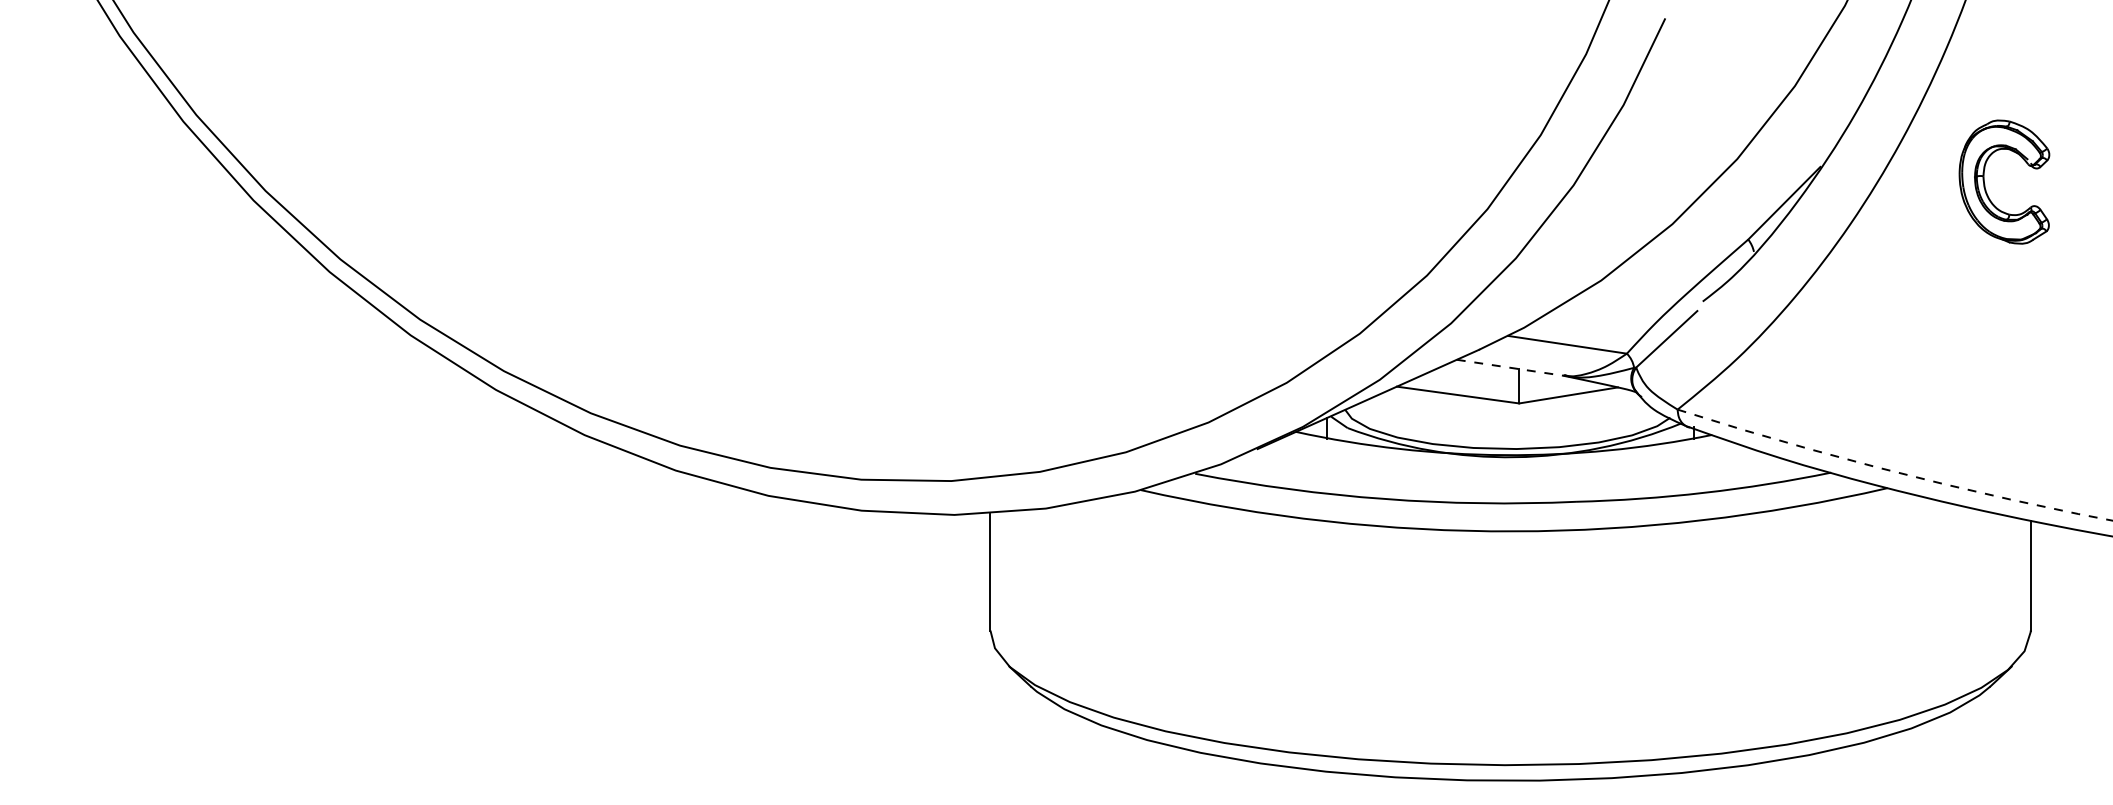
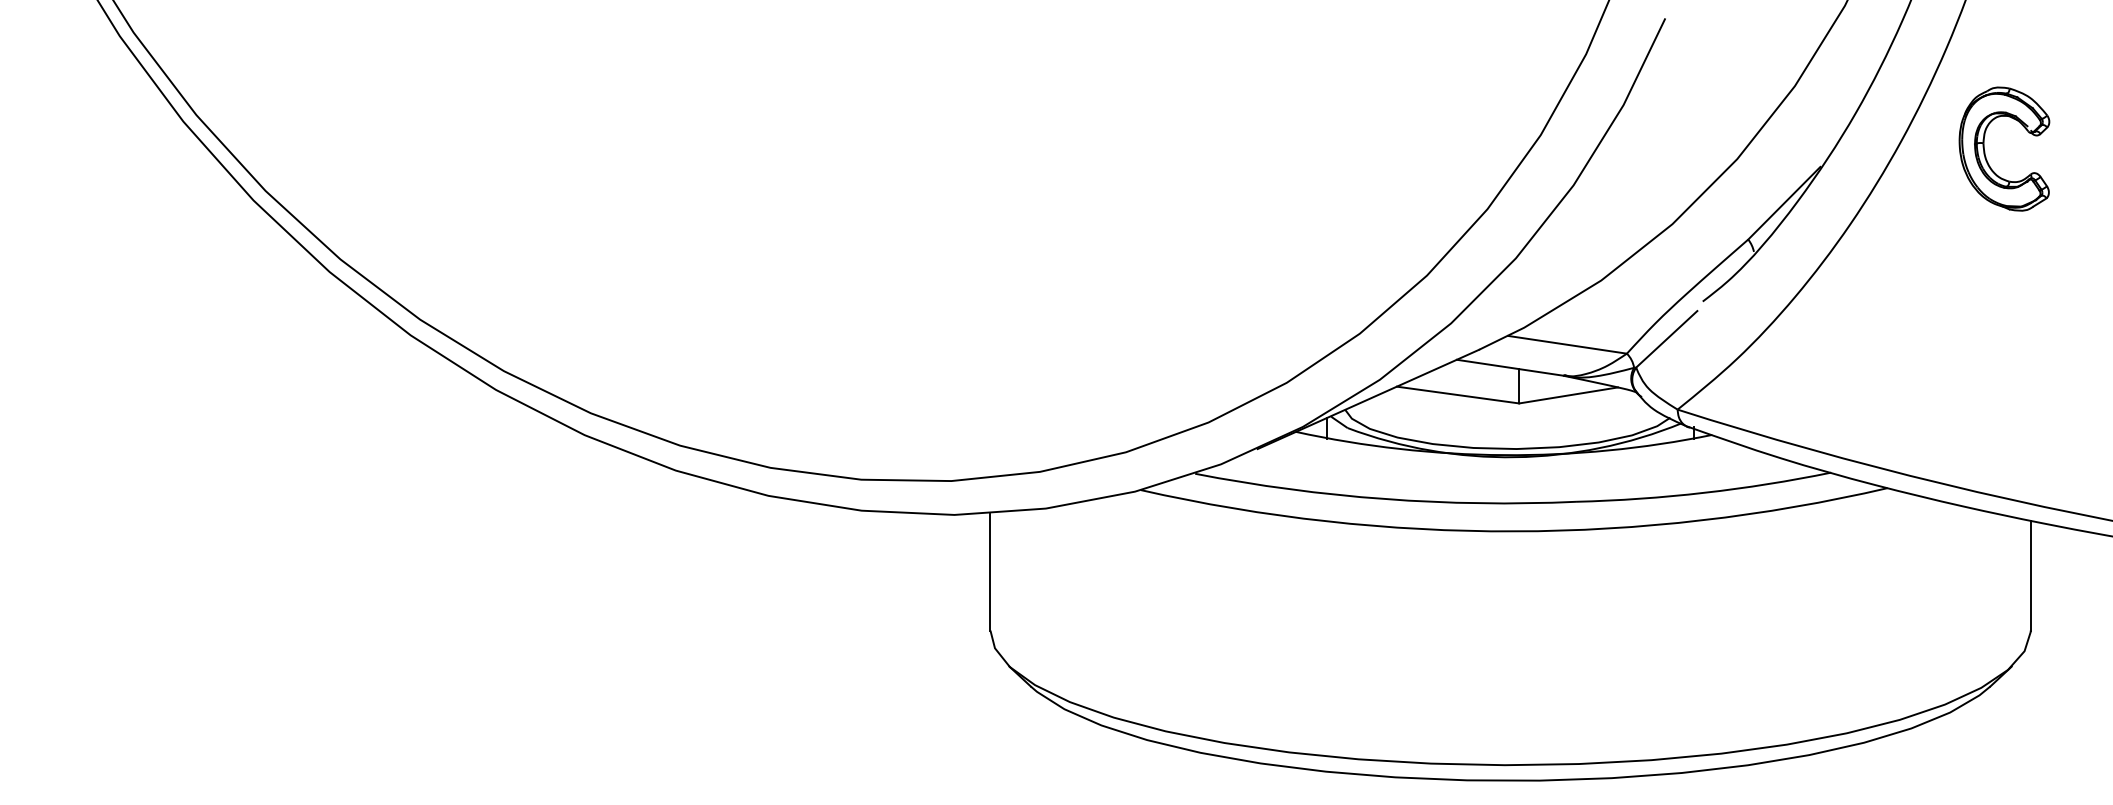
part position: (1985, 184) -> (1985, 151) (1985, 151)
line: dashed -> solid (1510, 367)
arc: dashed -> solid (1894, 471)
